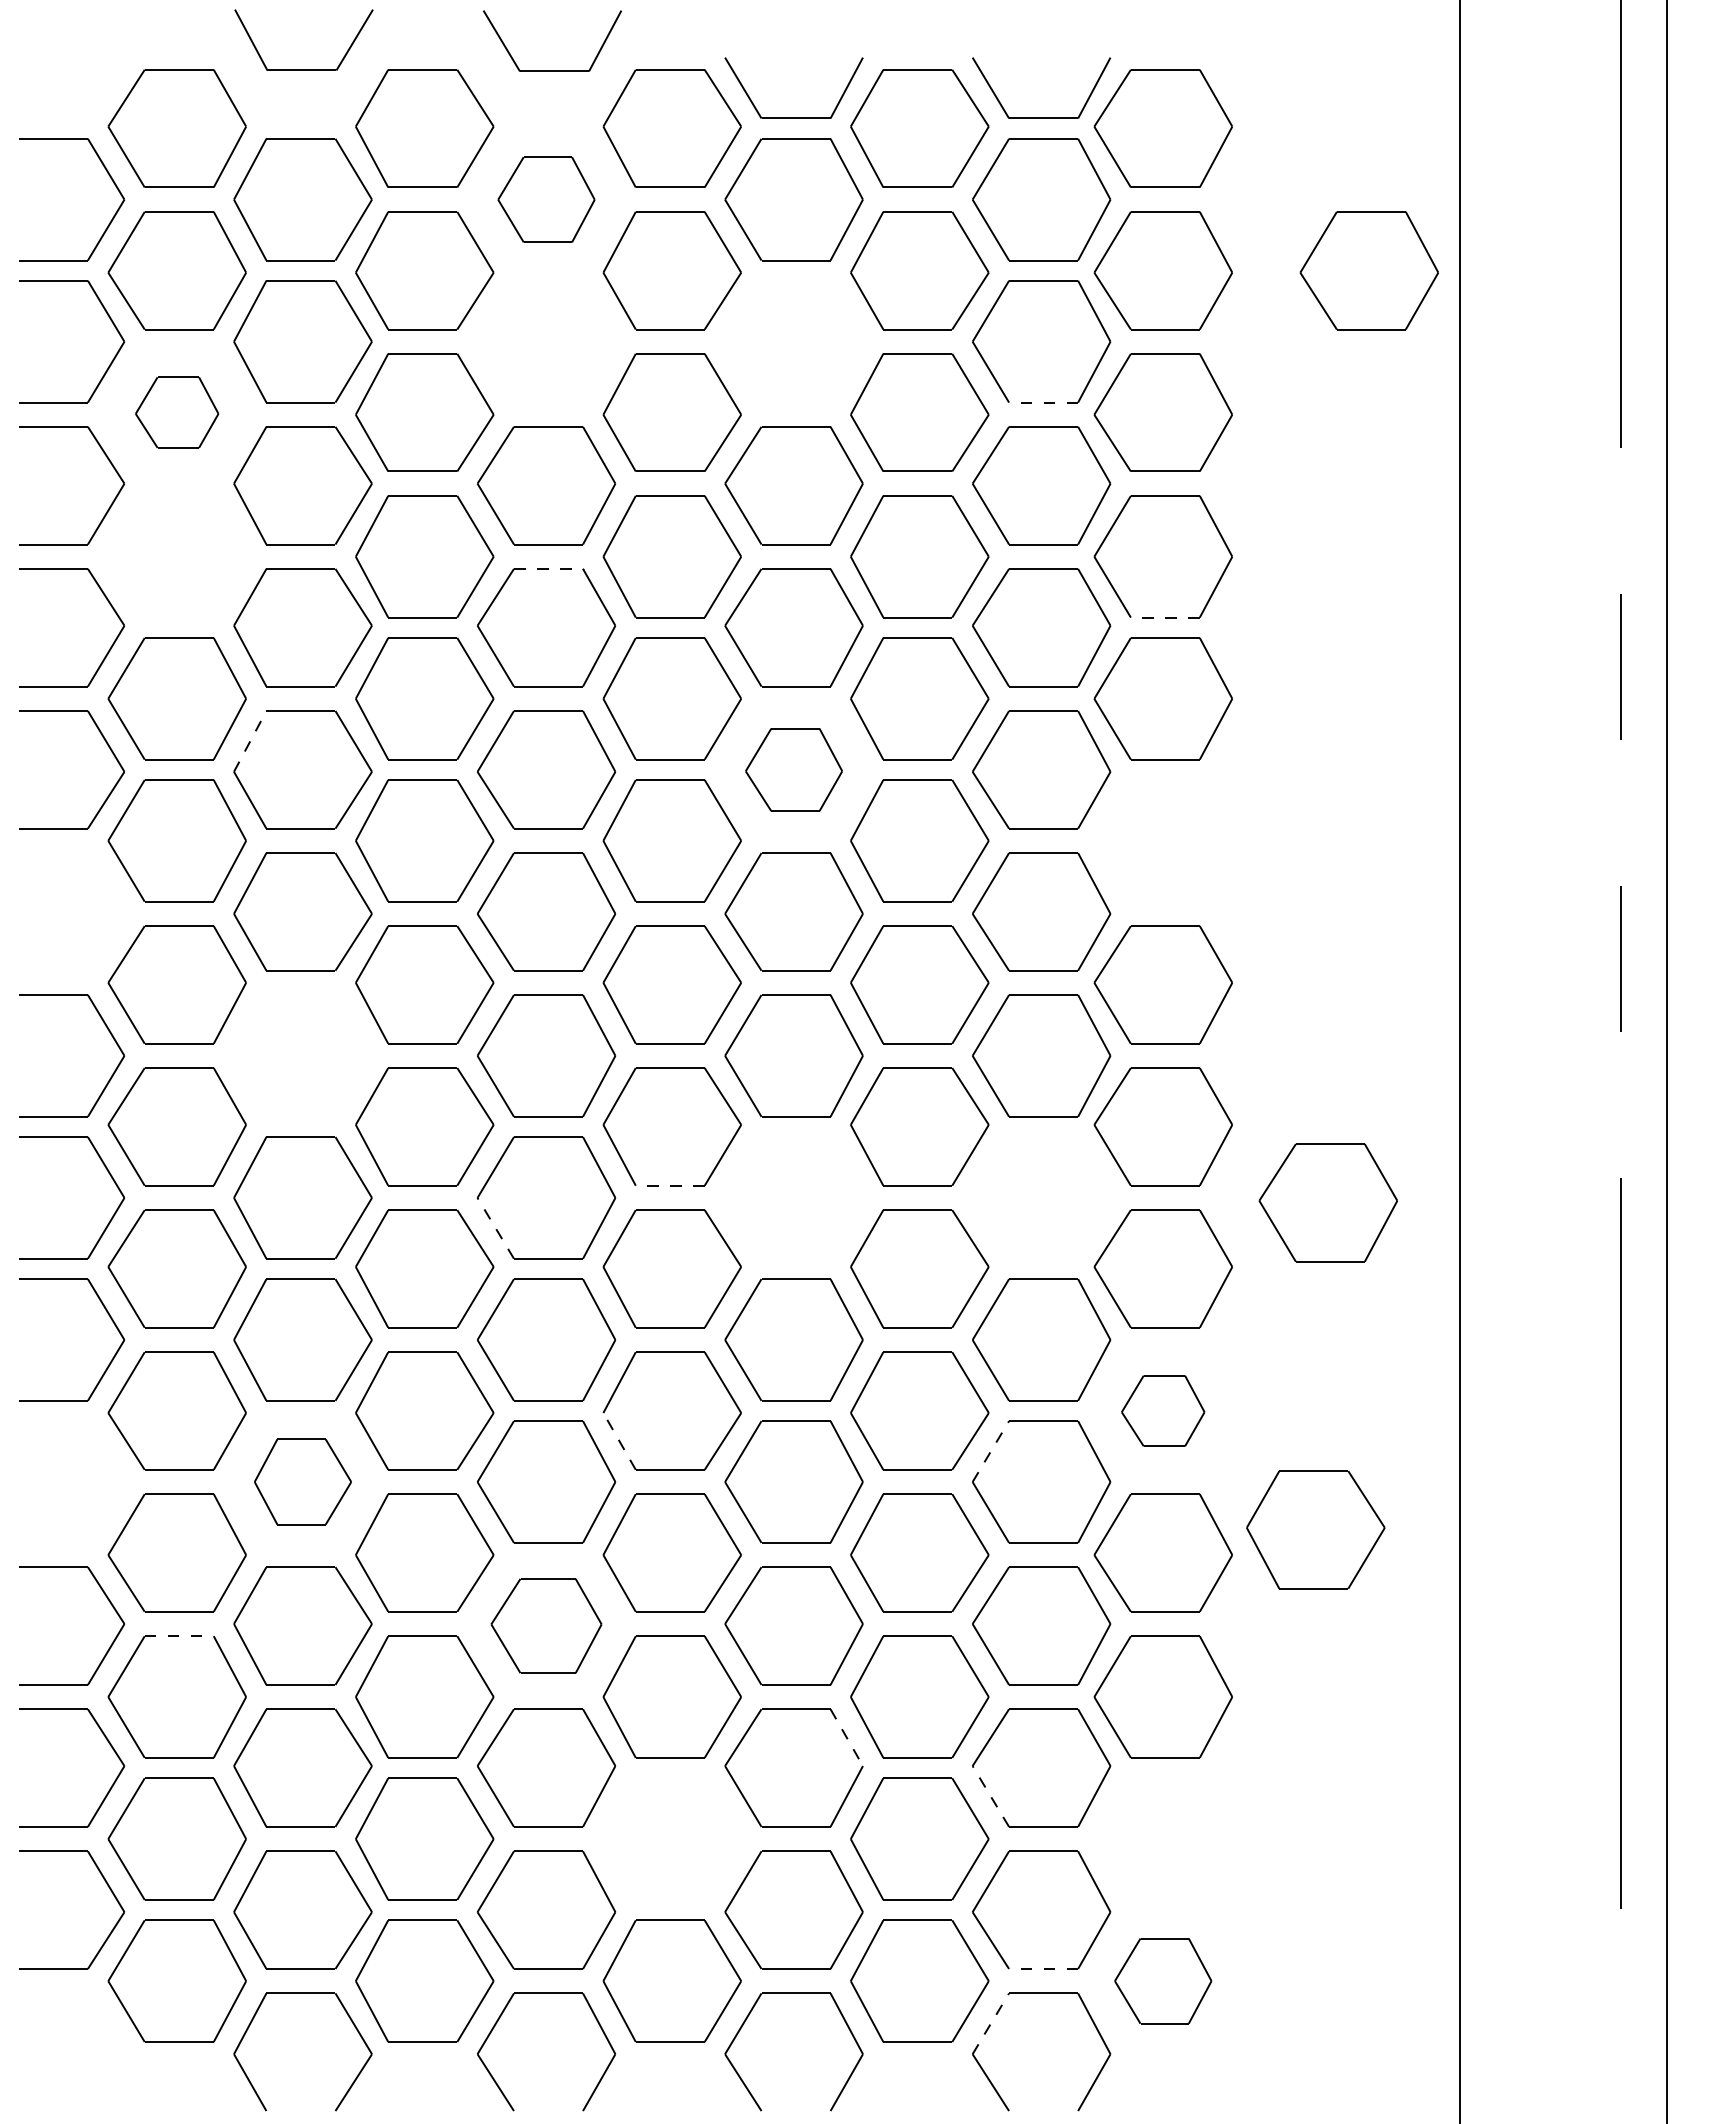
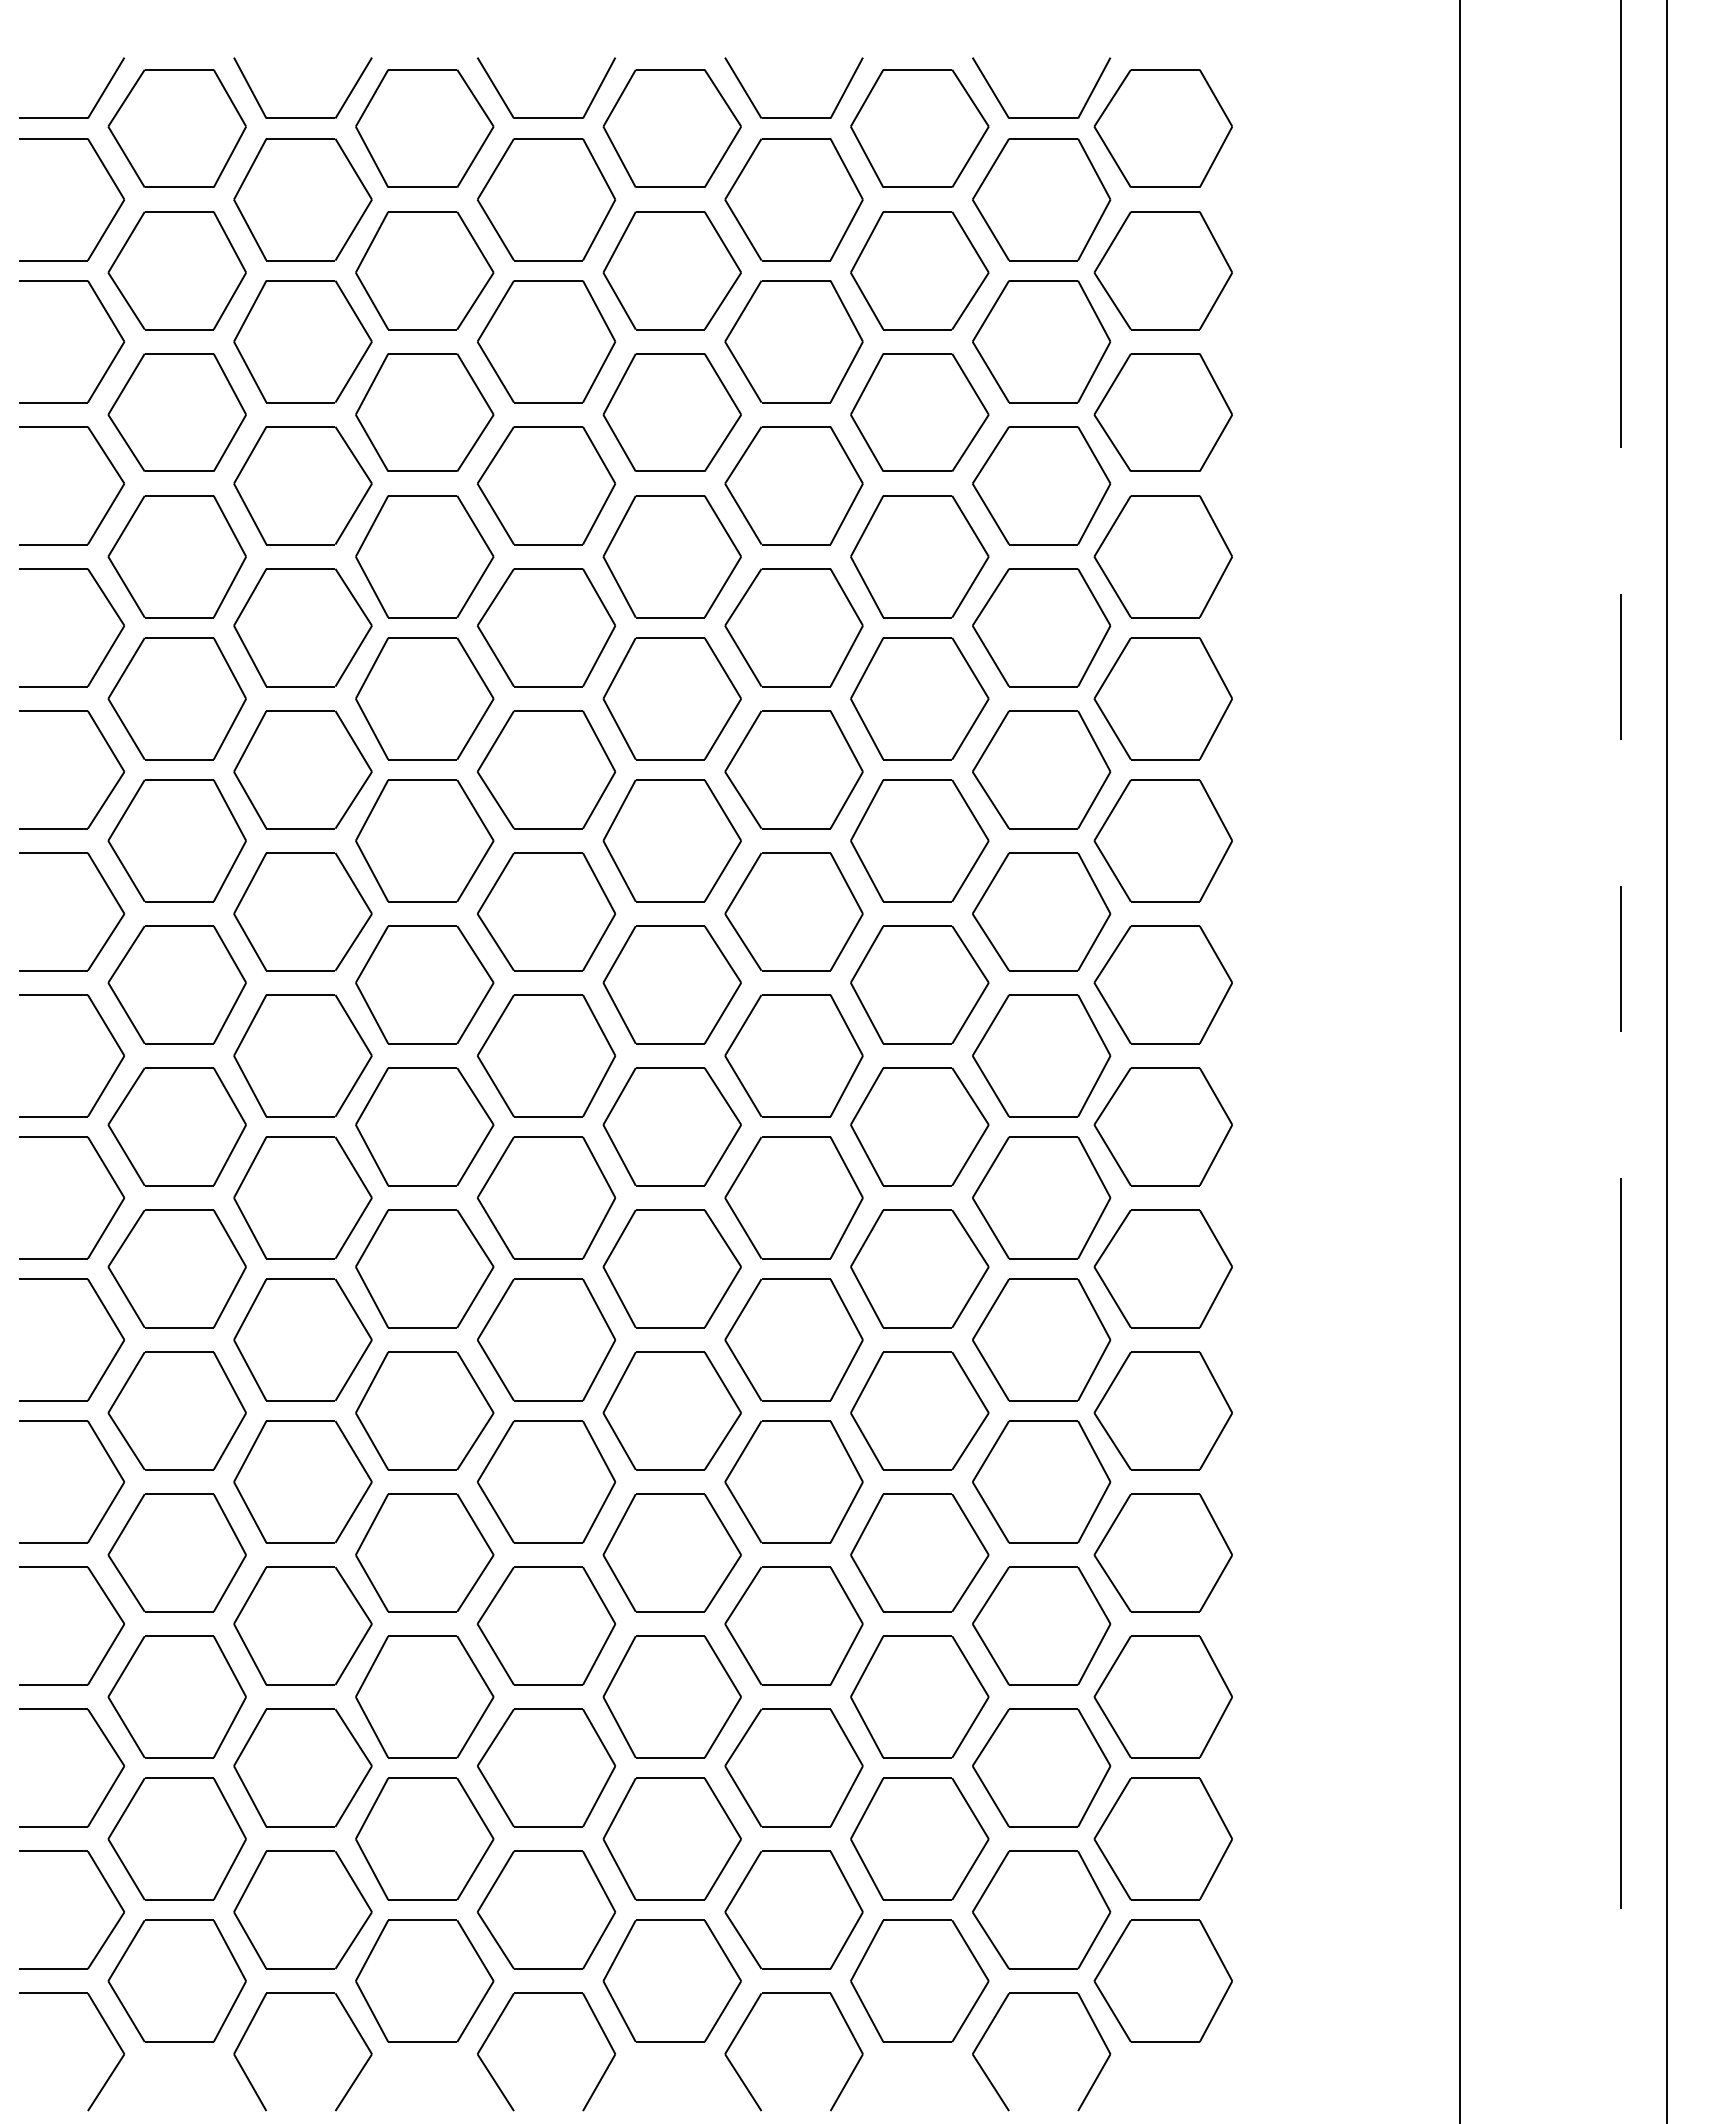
part position: (303, 69) -> (302, 117) (302, 117)
part position: (552, 70) -> (546, 117) (546, 117)
part: none -> present (95, 103)
part size: 99x87 px -> 139x124 px (546, 199)
part: present -> none (1368, 270)
part: none -> present (546, 341)
part: none -> present (793, 341)
line: dashed -> solid (1043, 402)
part size: 85x73 px -> 140x119 px (176, 412)
part: none -> present (176, 556)
line: dashed -> solid (548, 568)
line: dashed -> solid (1164, 617)
line: dashed -> solid (250, 740)
part size: 98x84 px -> 140x120 px (793, 769)
part: none -> present (1162, 840)
part: none -> present (109, 891)
part: none -> present (302, 1055)
line: dashed -> solid (669, 1185)
part: none -> present (793, 1197)
part: none -> present (1041, 1197)
part: present -> none (1327, 1202)
line: dashed -> solid (495, 1227)
part size: 85x72 px -> 140x120 px (1162, 1410)
line: dashed -> solid (619, 1441)
line: dashed -> solid (990, 1451)
part: none -> present (109, 1459)
part size: 98x88 px -> 140x124 px (302, 1481)
part: present -> none (1315, 1529)
part size: 113x96 px -> 139x120 px (546, 1625)
line: dashed -> solid (179, 1636)
line: dashed -> solid (846, 1737)
line: dashed -> solid (990, 1796)
part: none -> present (671, 1838)
part: none -> present (1162, 1838)
line: dashed -> solid (1043, 1968)
part size: 99x87 px -> 140x124 px (1162, 1980)
line: dashed -> solid (991, 2023)
part: none -> present (109, 2031)
